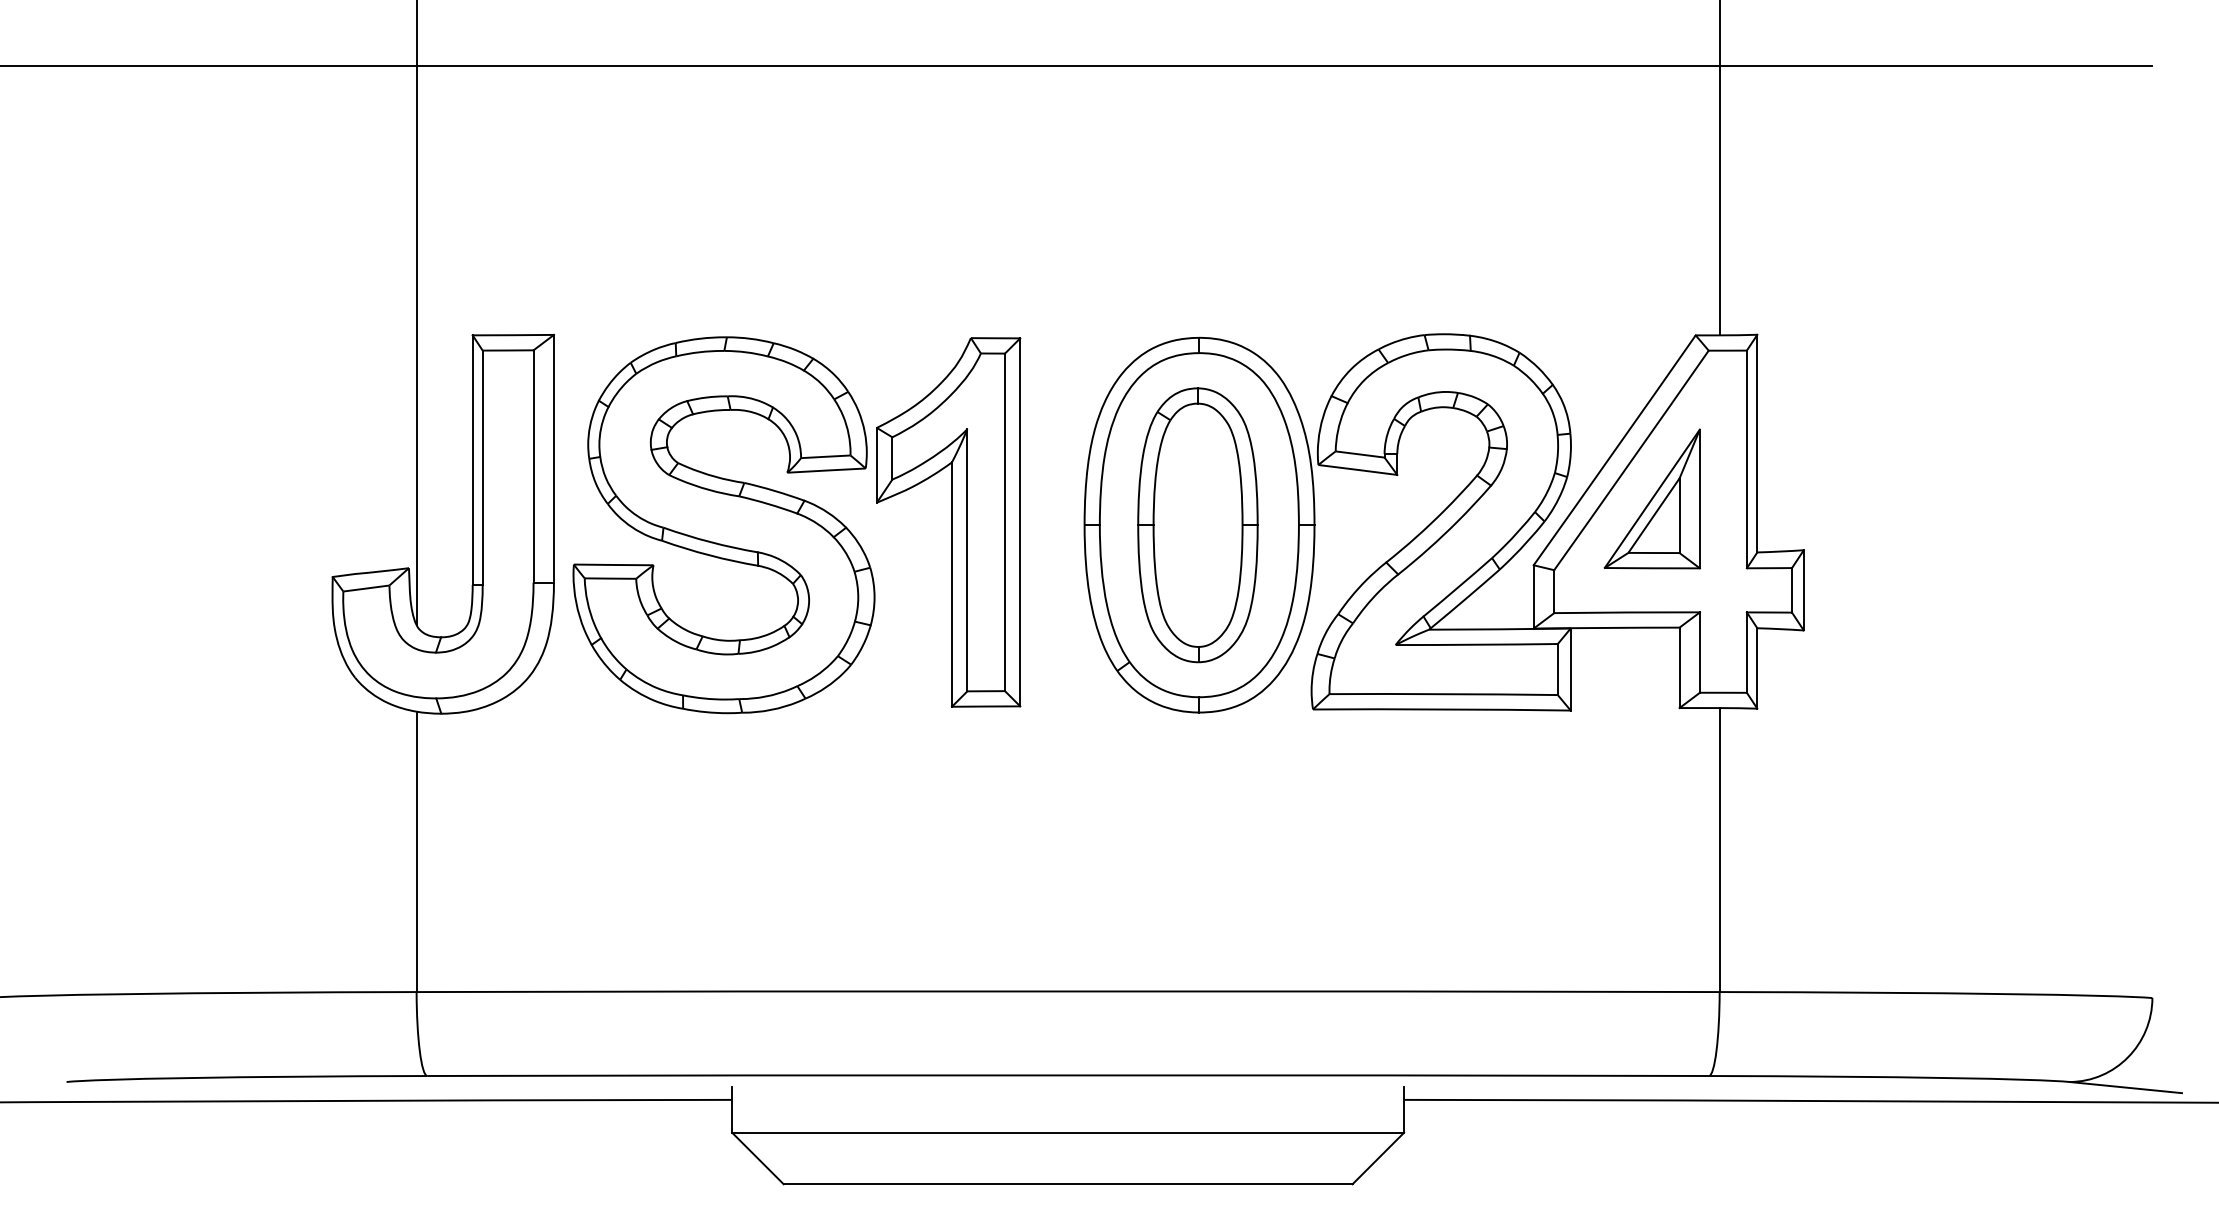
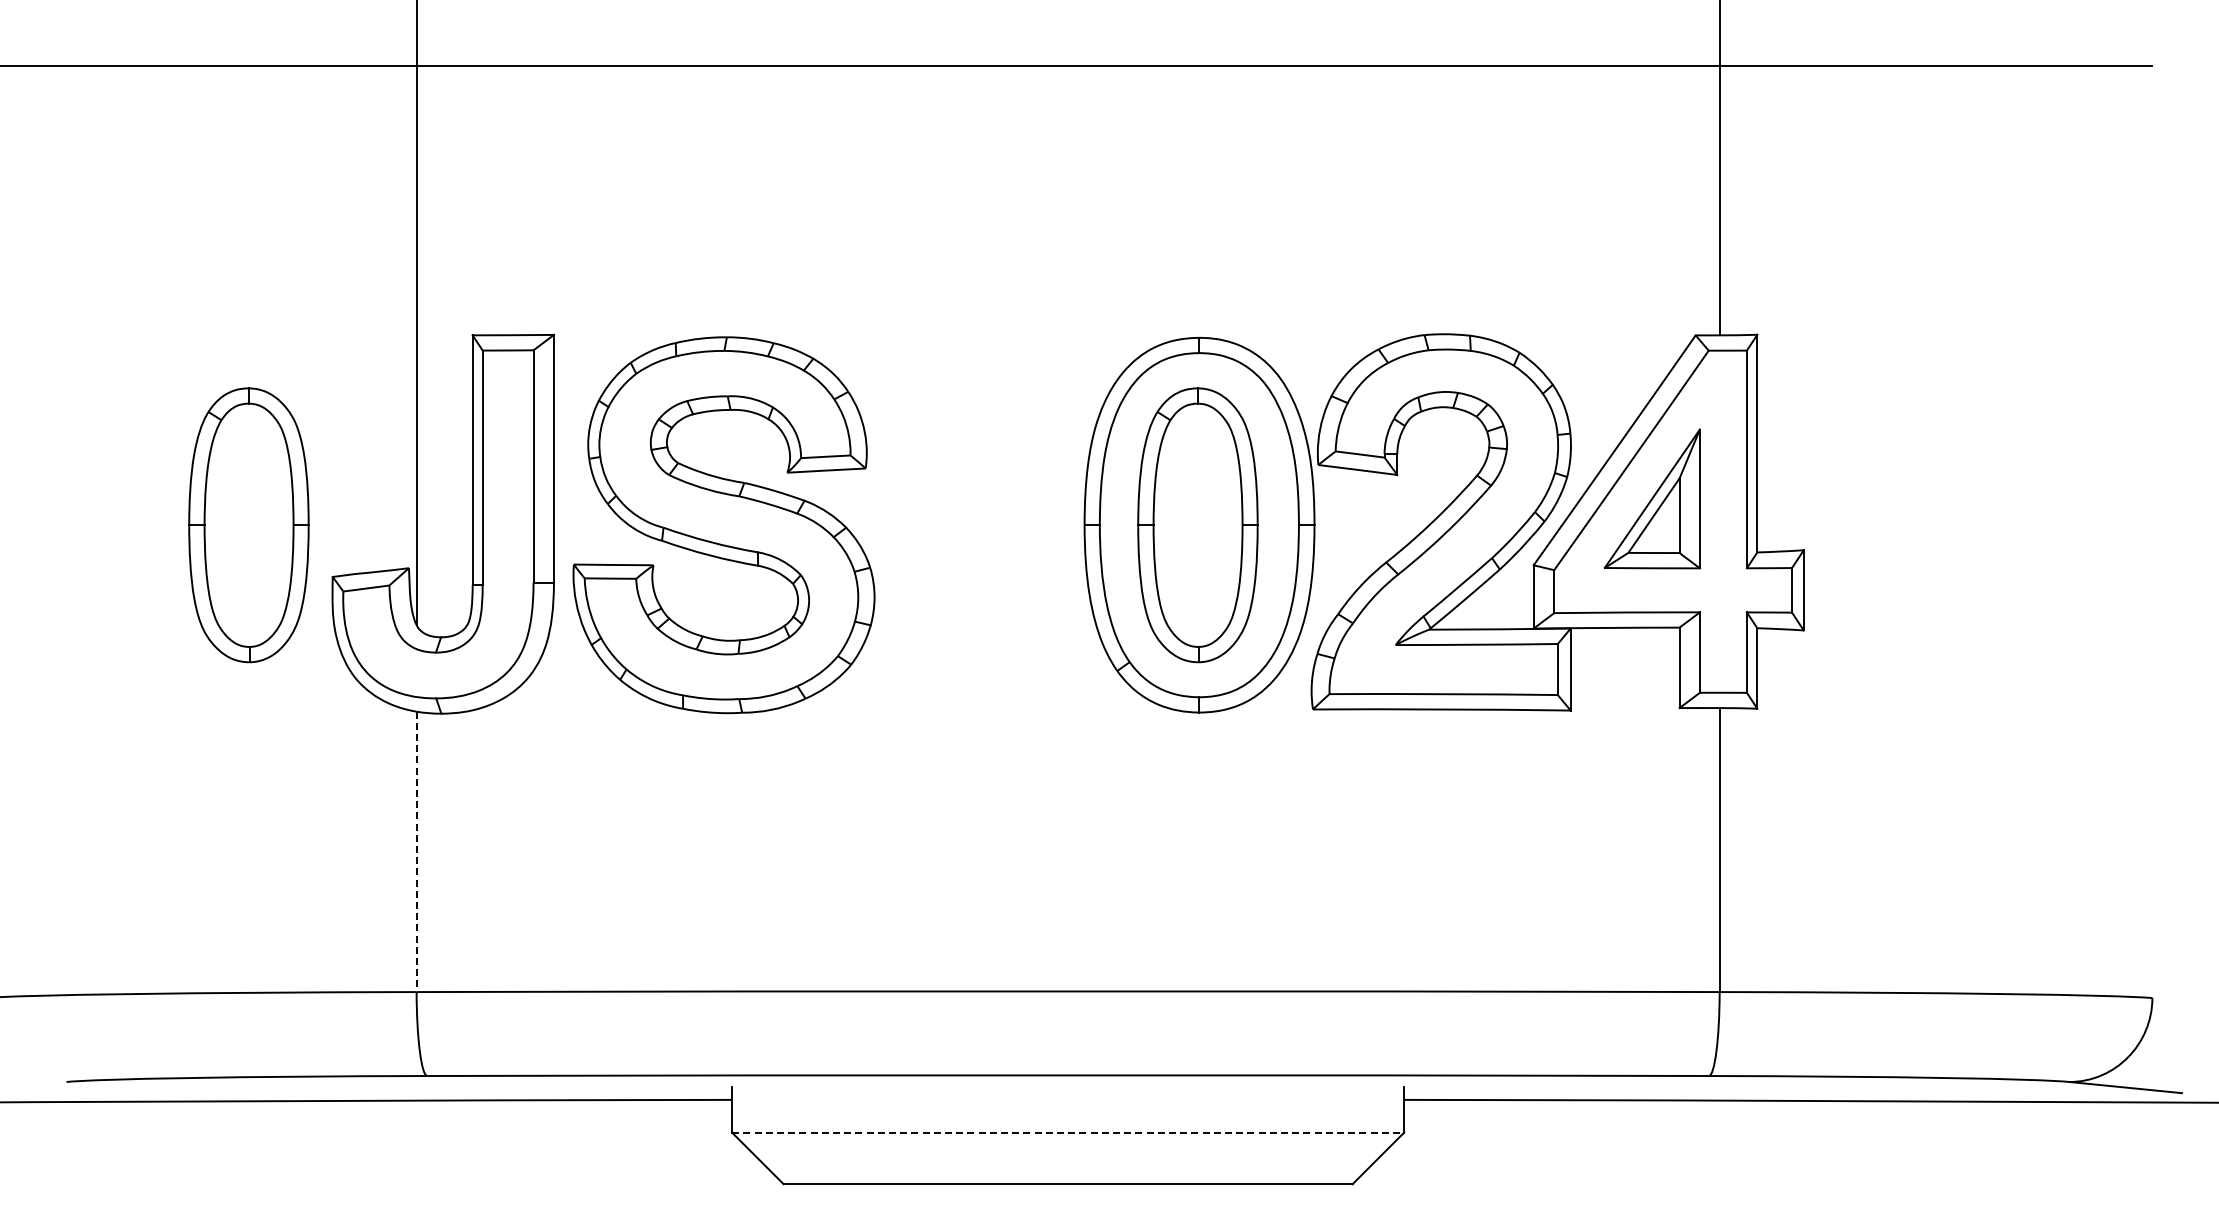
part: present -> none (948, 522)
part: none -> present (248, 525)
line: solid -> dashed (416, 852)
line: solid -> dashed (1068, 1132)
